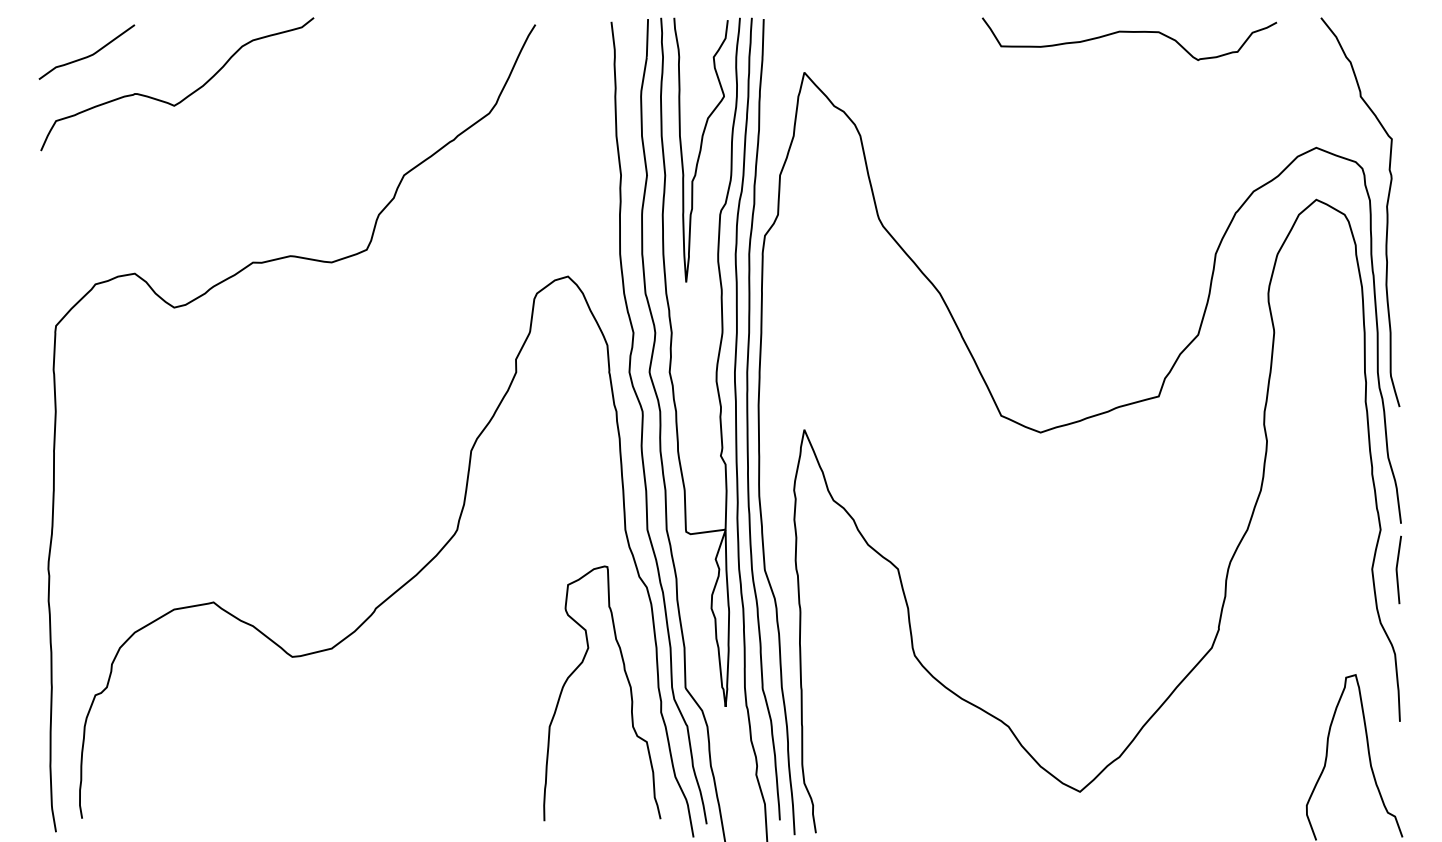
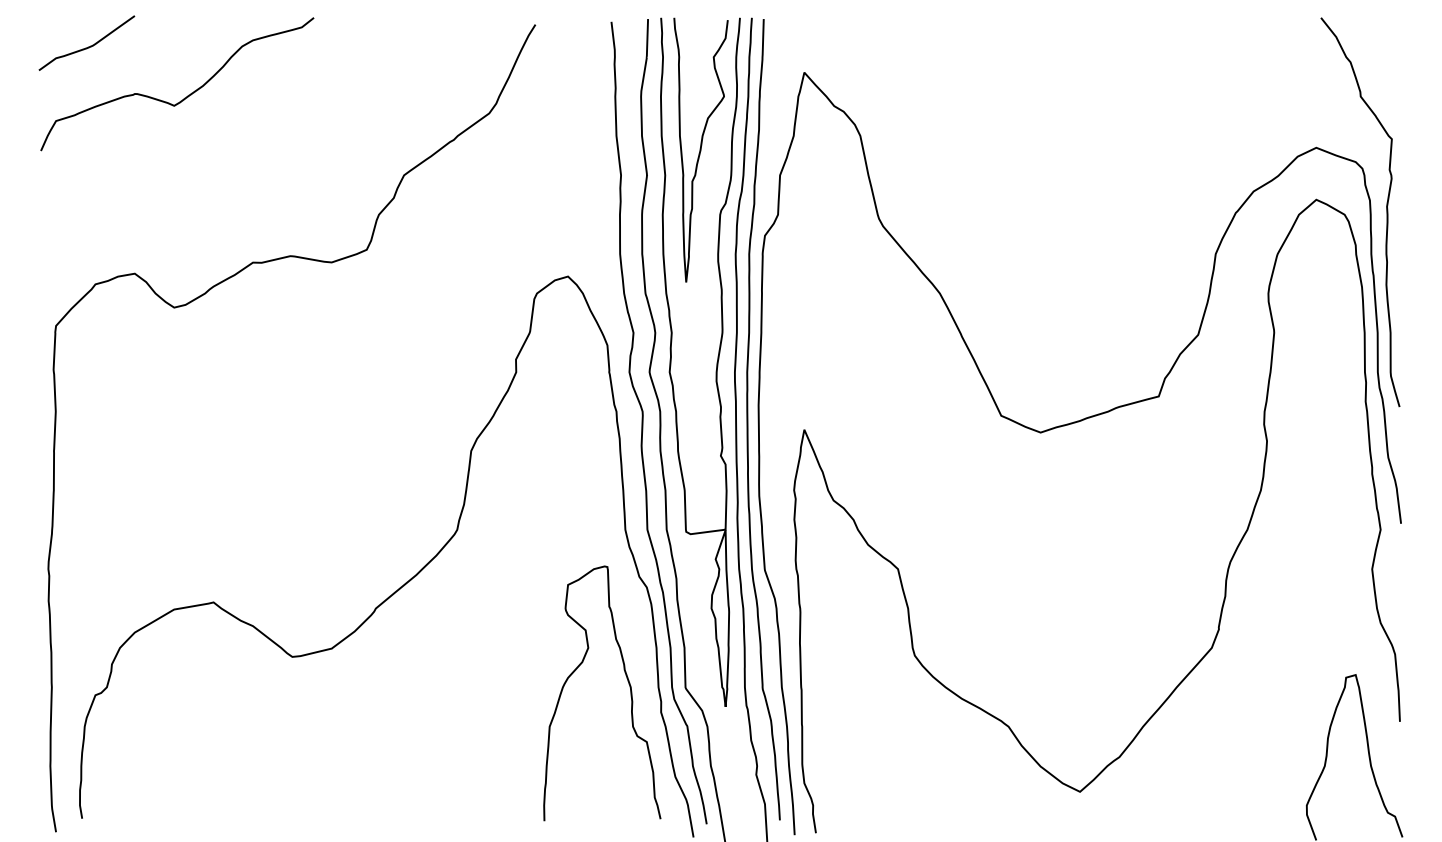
curve: present -> none (1129, 32)
curve position: (88, 55) -> (88, 46) (88, 46)
line: present -> none (1397, 569)
